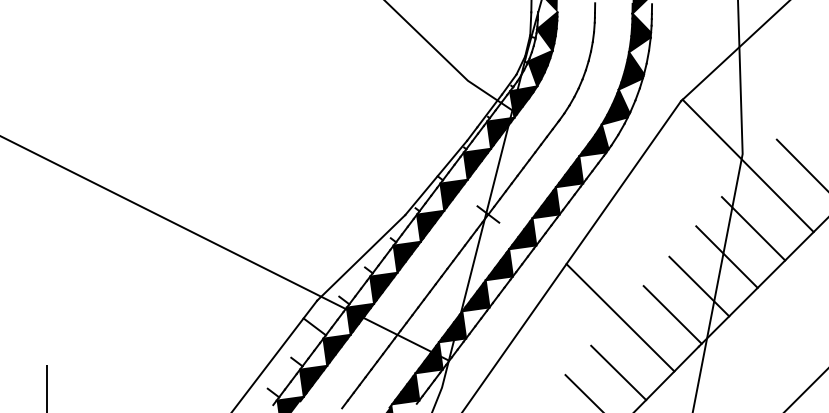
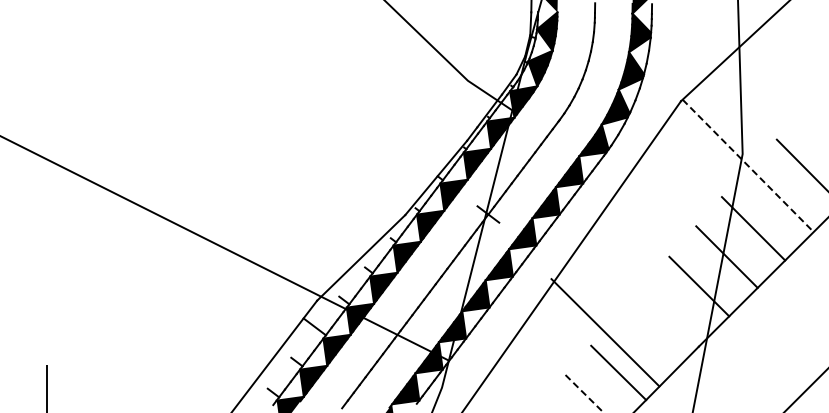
line: solid -> dashed (748, 166)
line: present -> none (672, 314)
line position: (620, 317) -> (605, 332) (605, 332)
line: solid -> dashed (584, 394)
